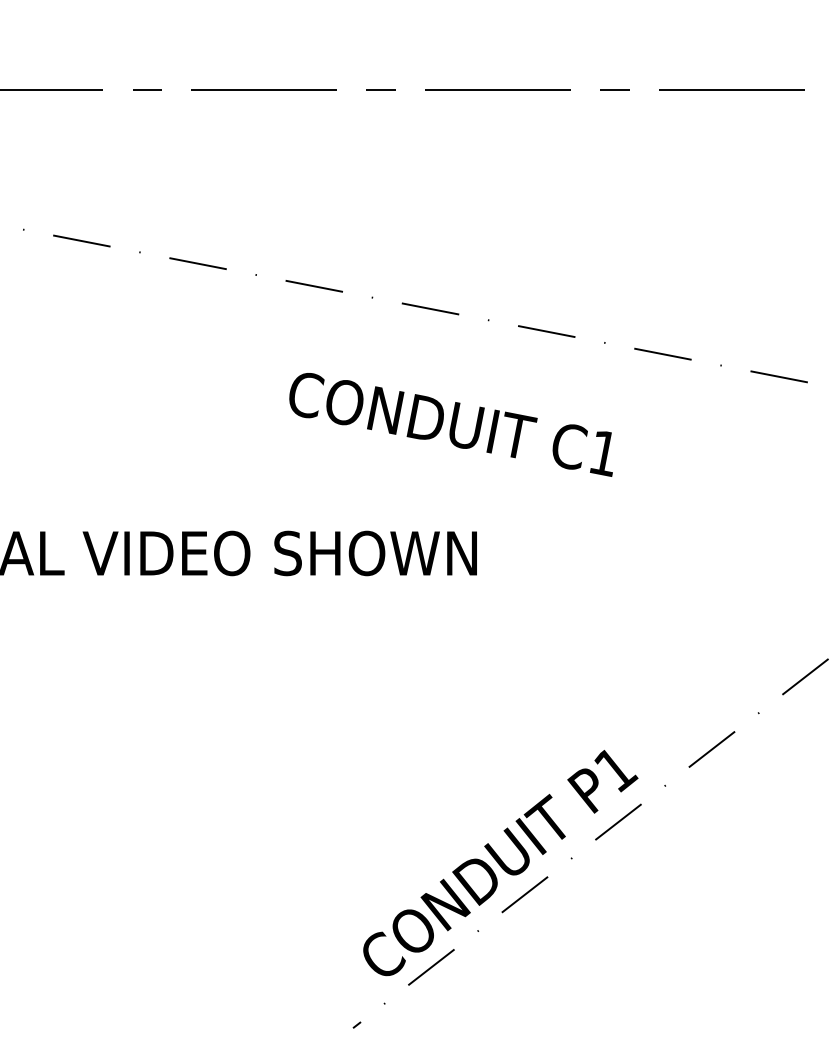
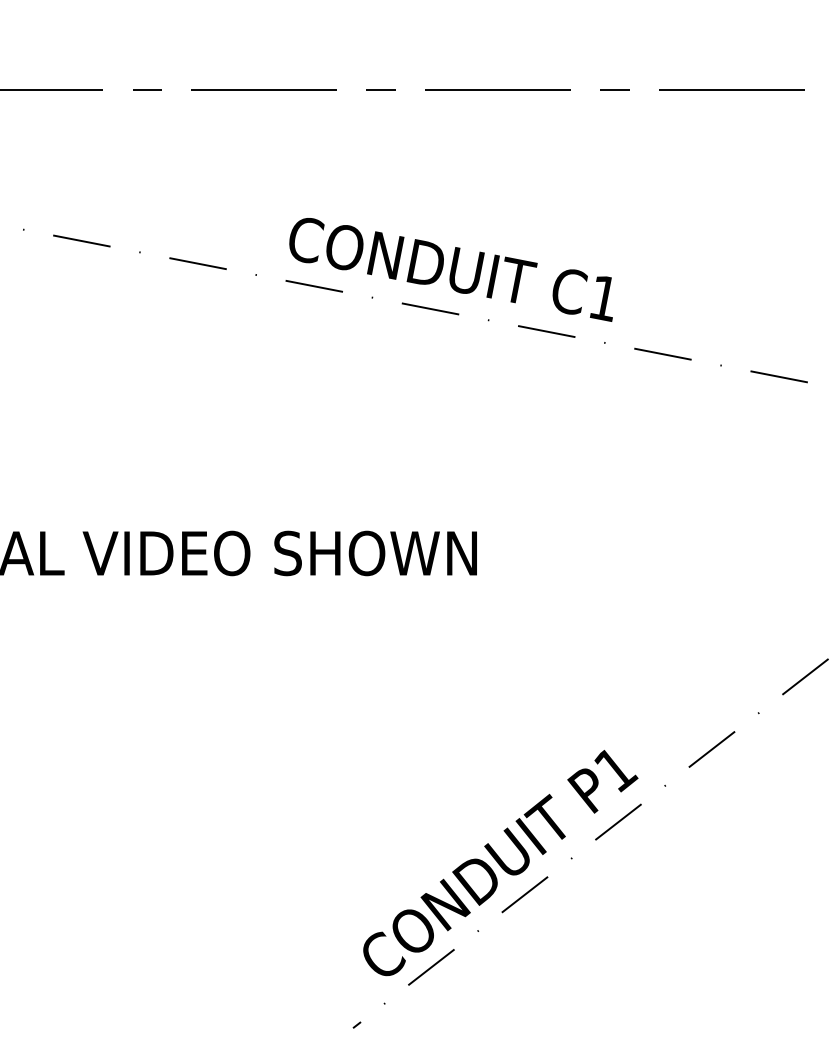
text position: (450, 424) -> (450, 269) (450, 269)
